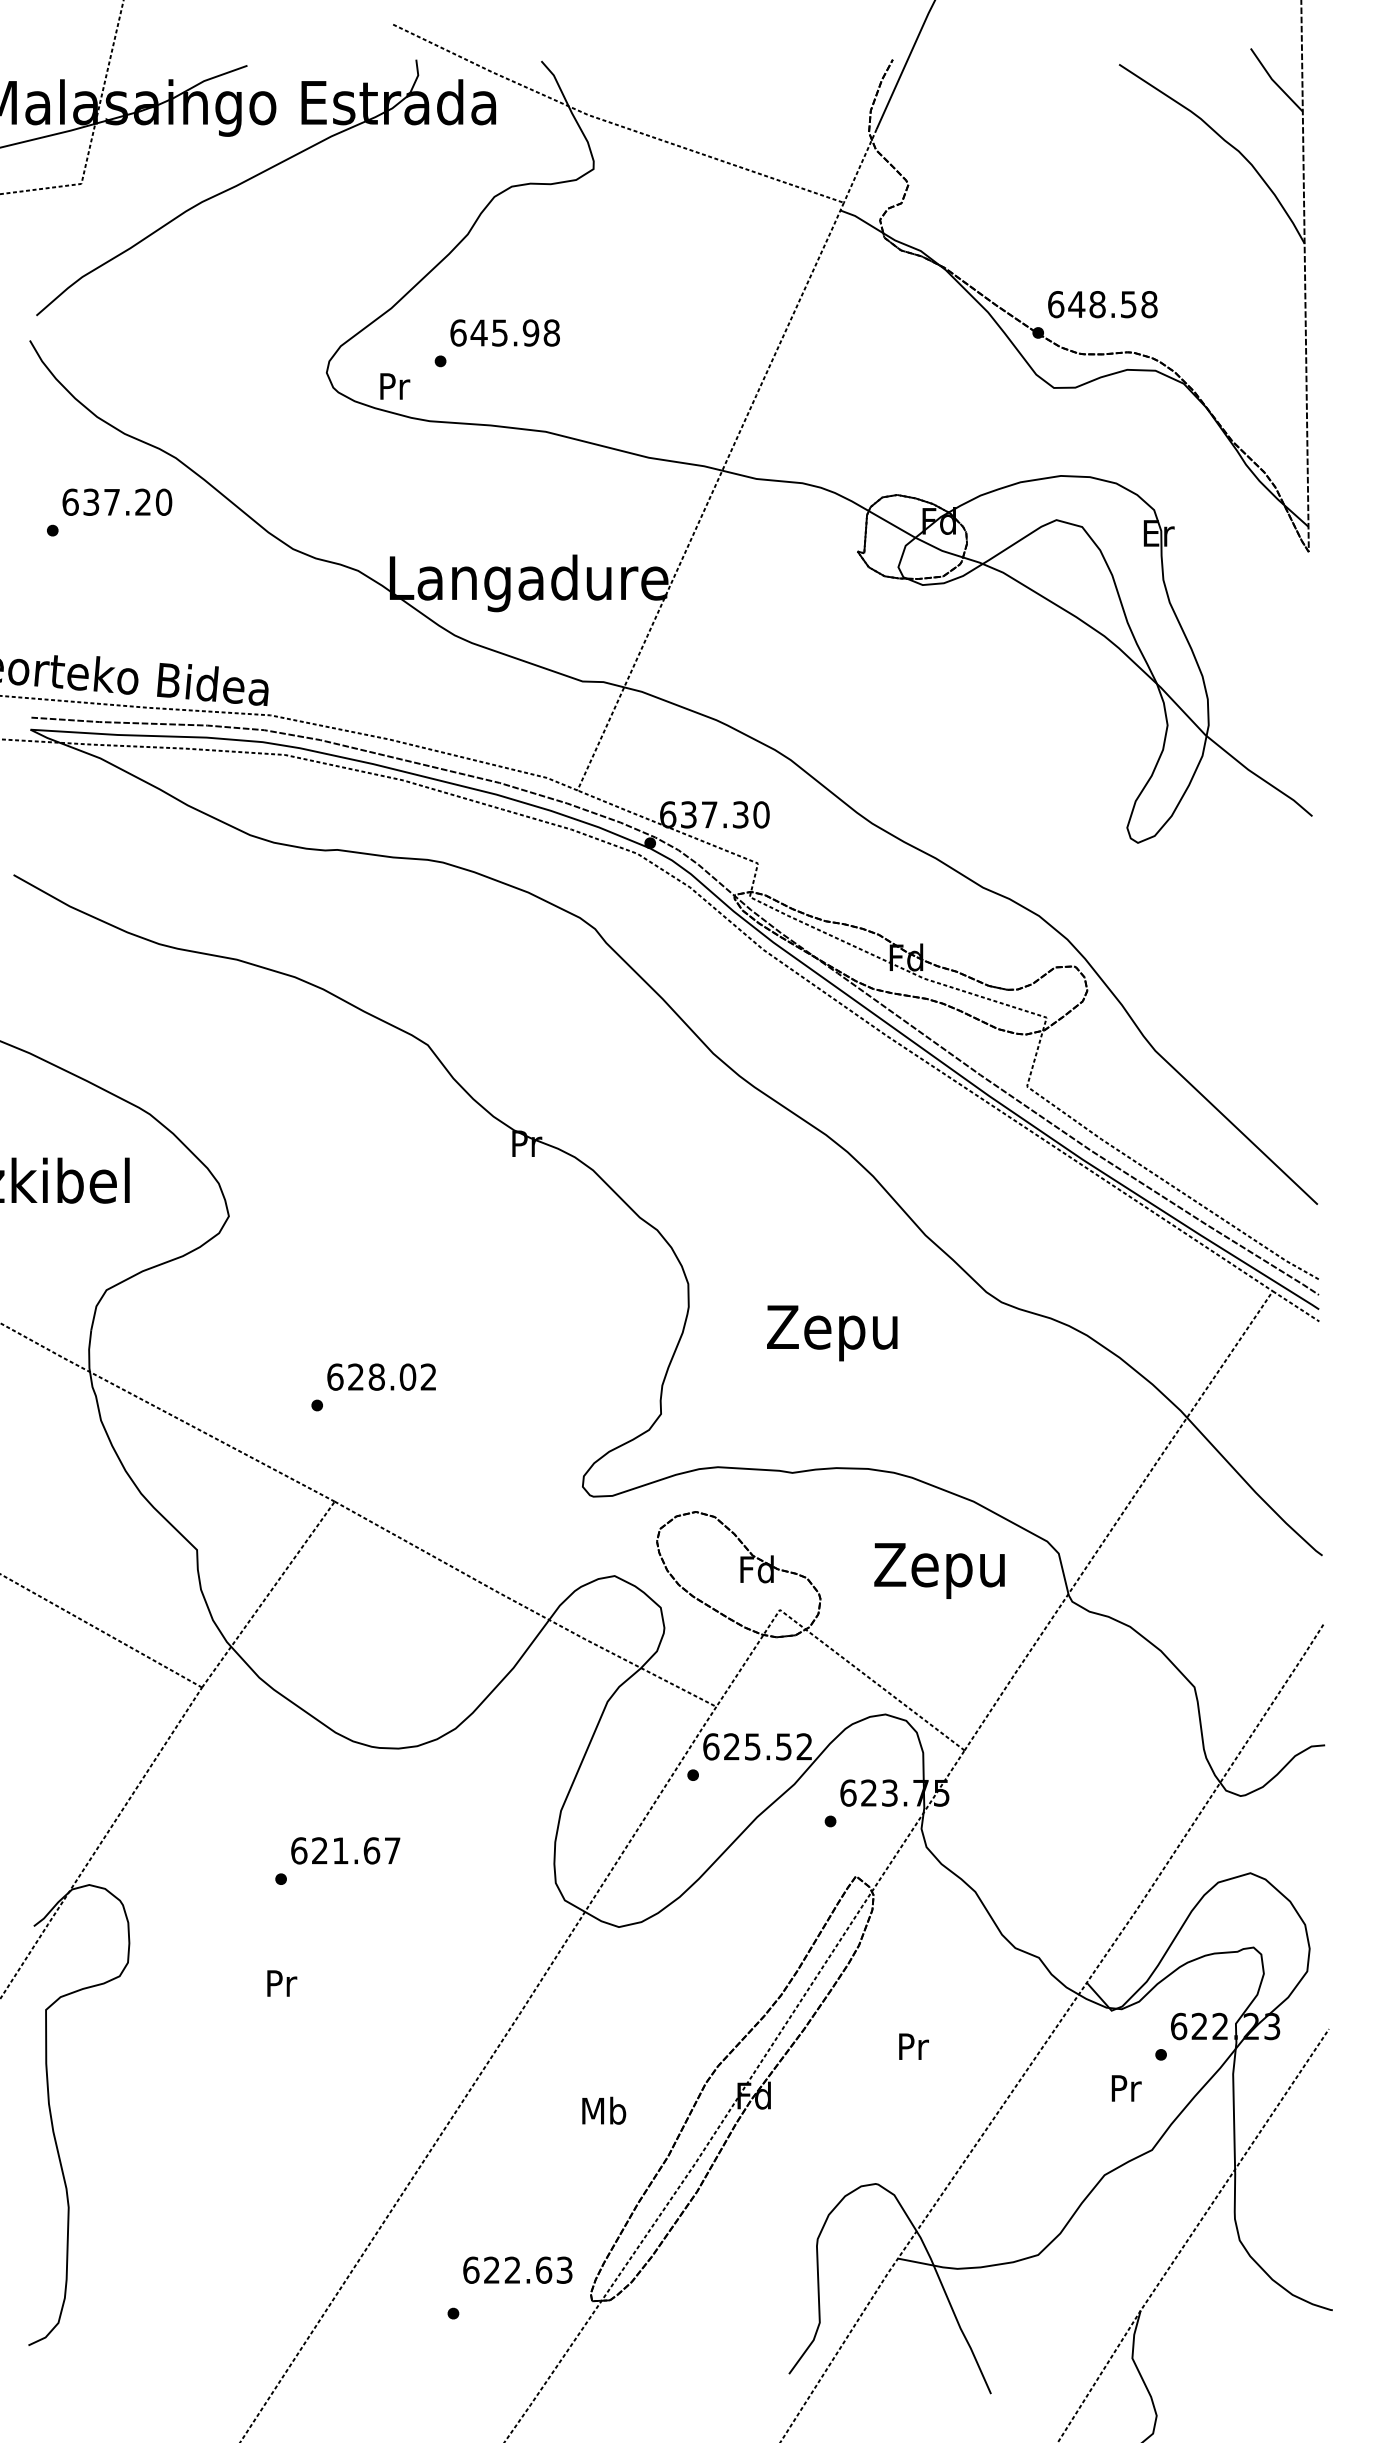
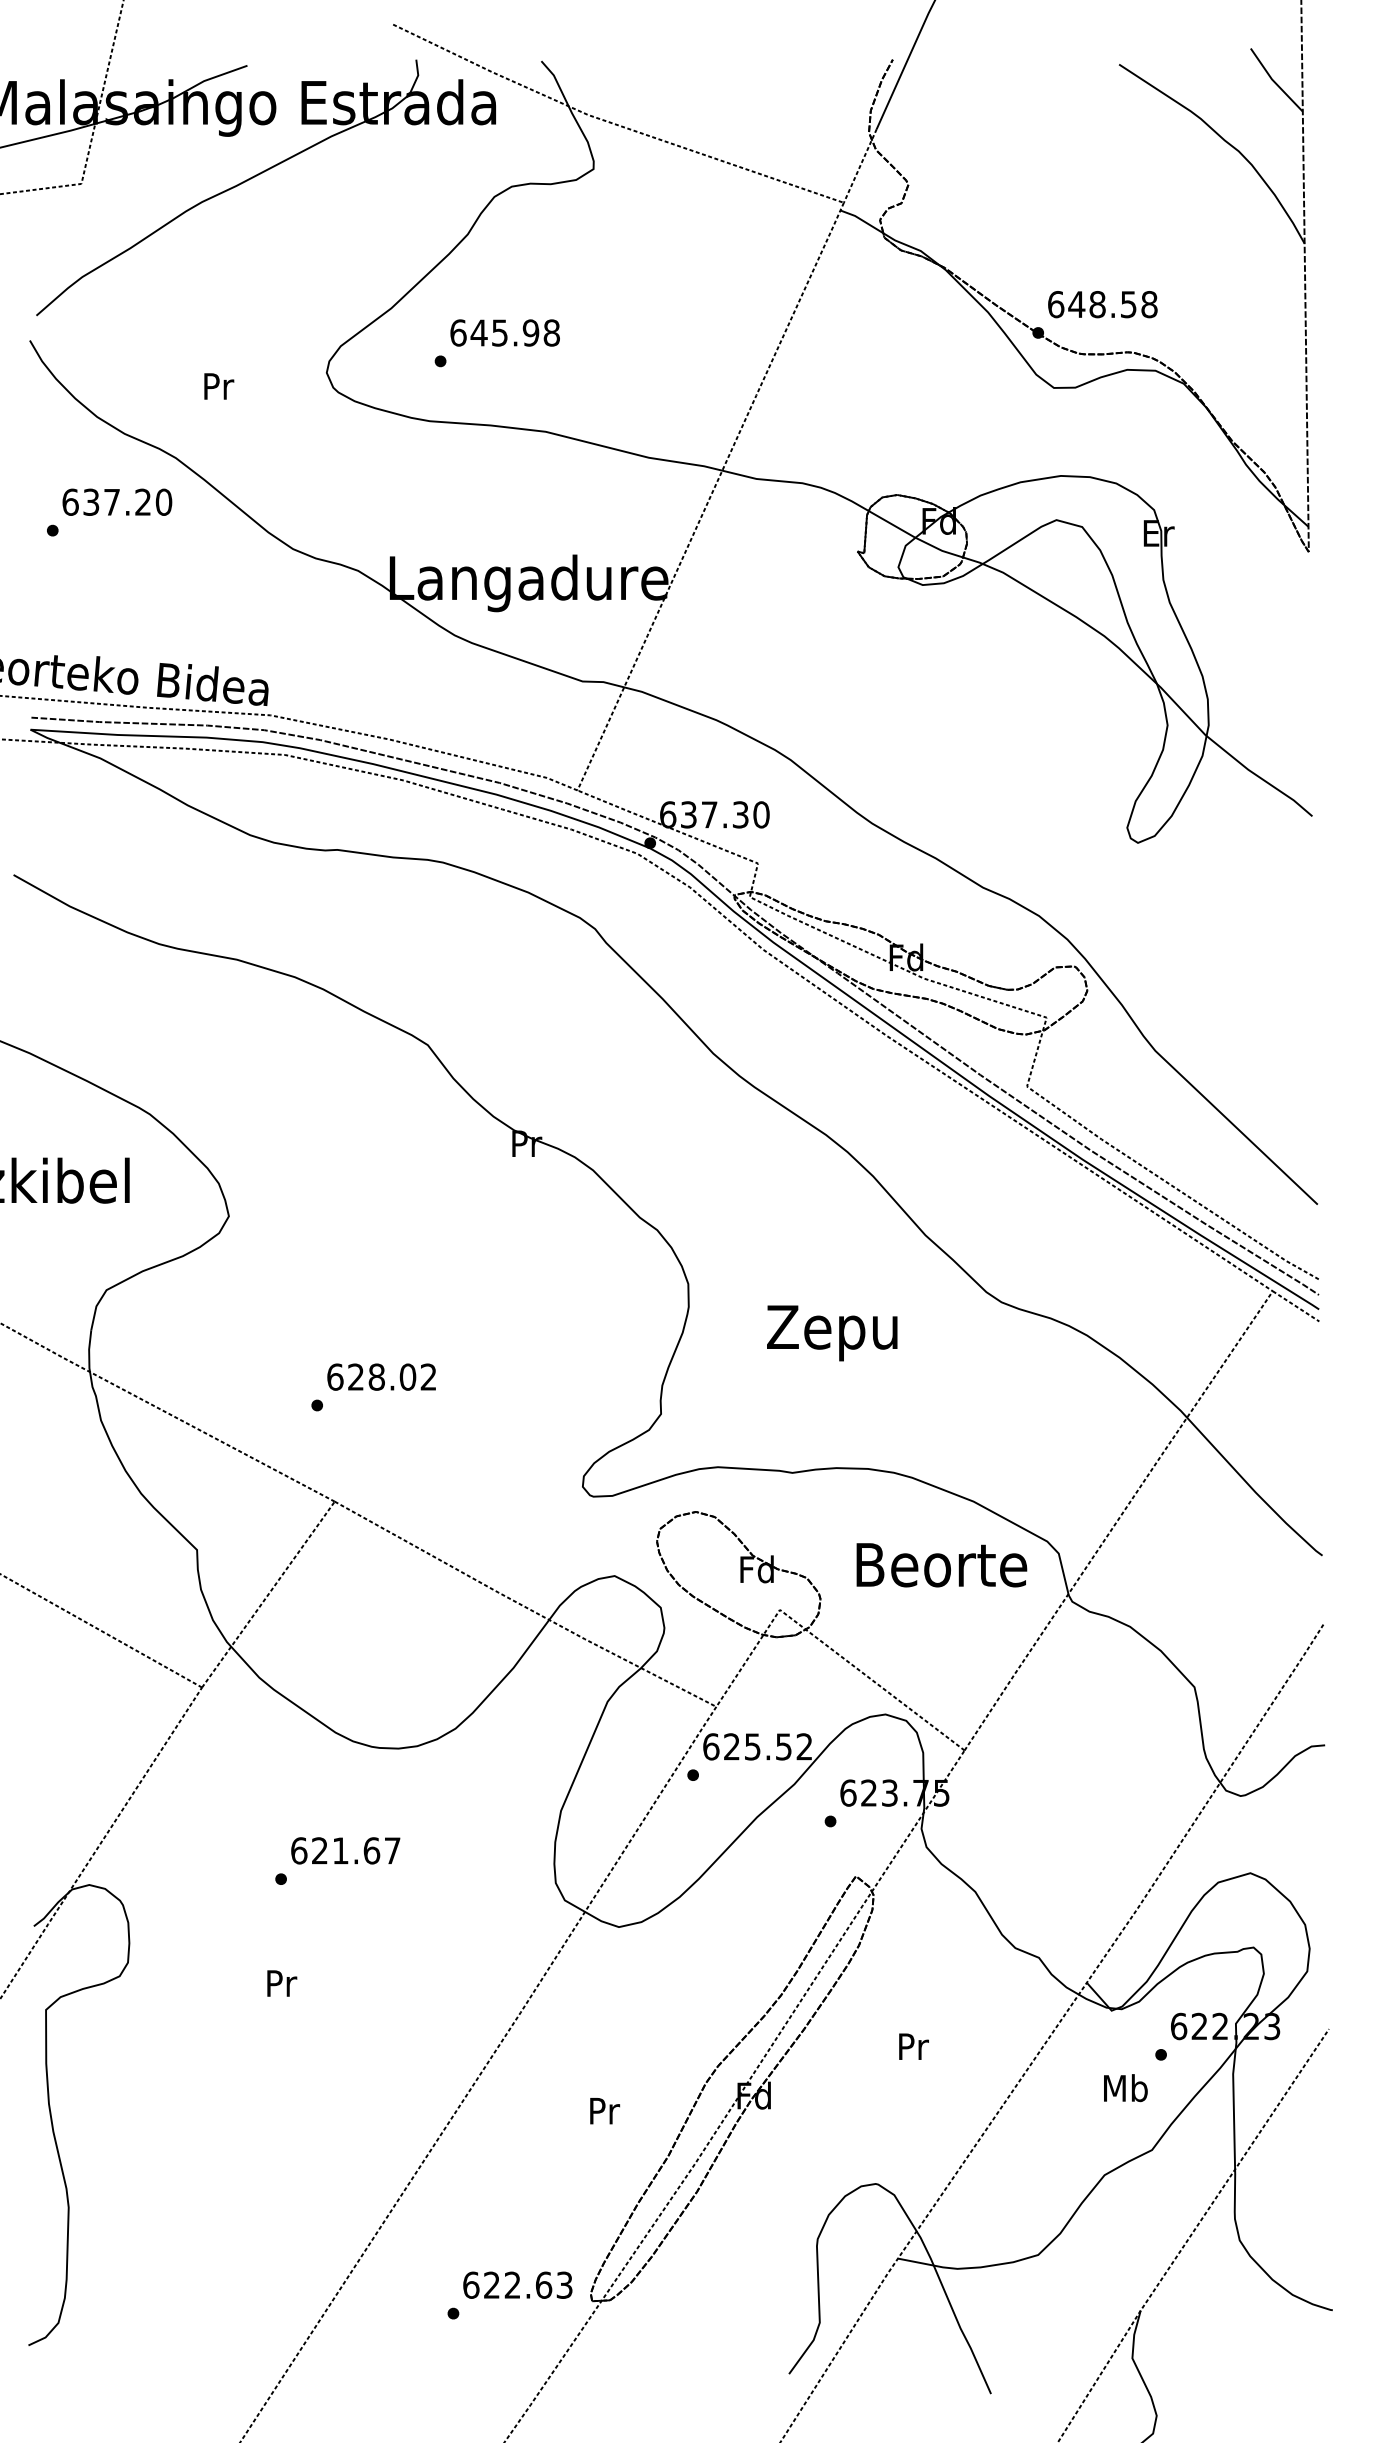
text position: (395, 386) -> (219, 386) (219, 386)
text: Zepu -> Beorte (941, 1570)
text: Pr -> Mb (1125, 2088)
text: Mb -> Pr (604, 2110)
text position: (517, 2269) -> (517, 2284) (517, 2284)
